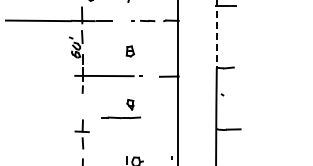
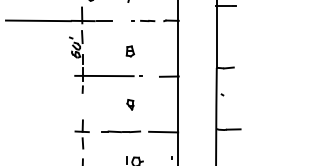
line: dashed -> solid (216, 34)
line position: (120, 117) -> (120, 131) (120, 131)
line: none -> present (163, 131)
